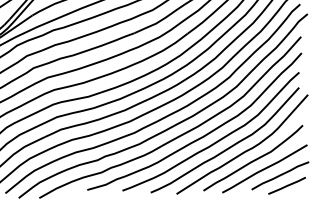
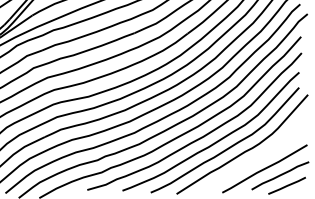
curve: present -> none (254, 159)
